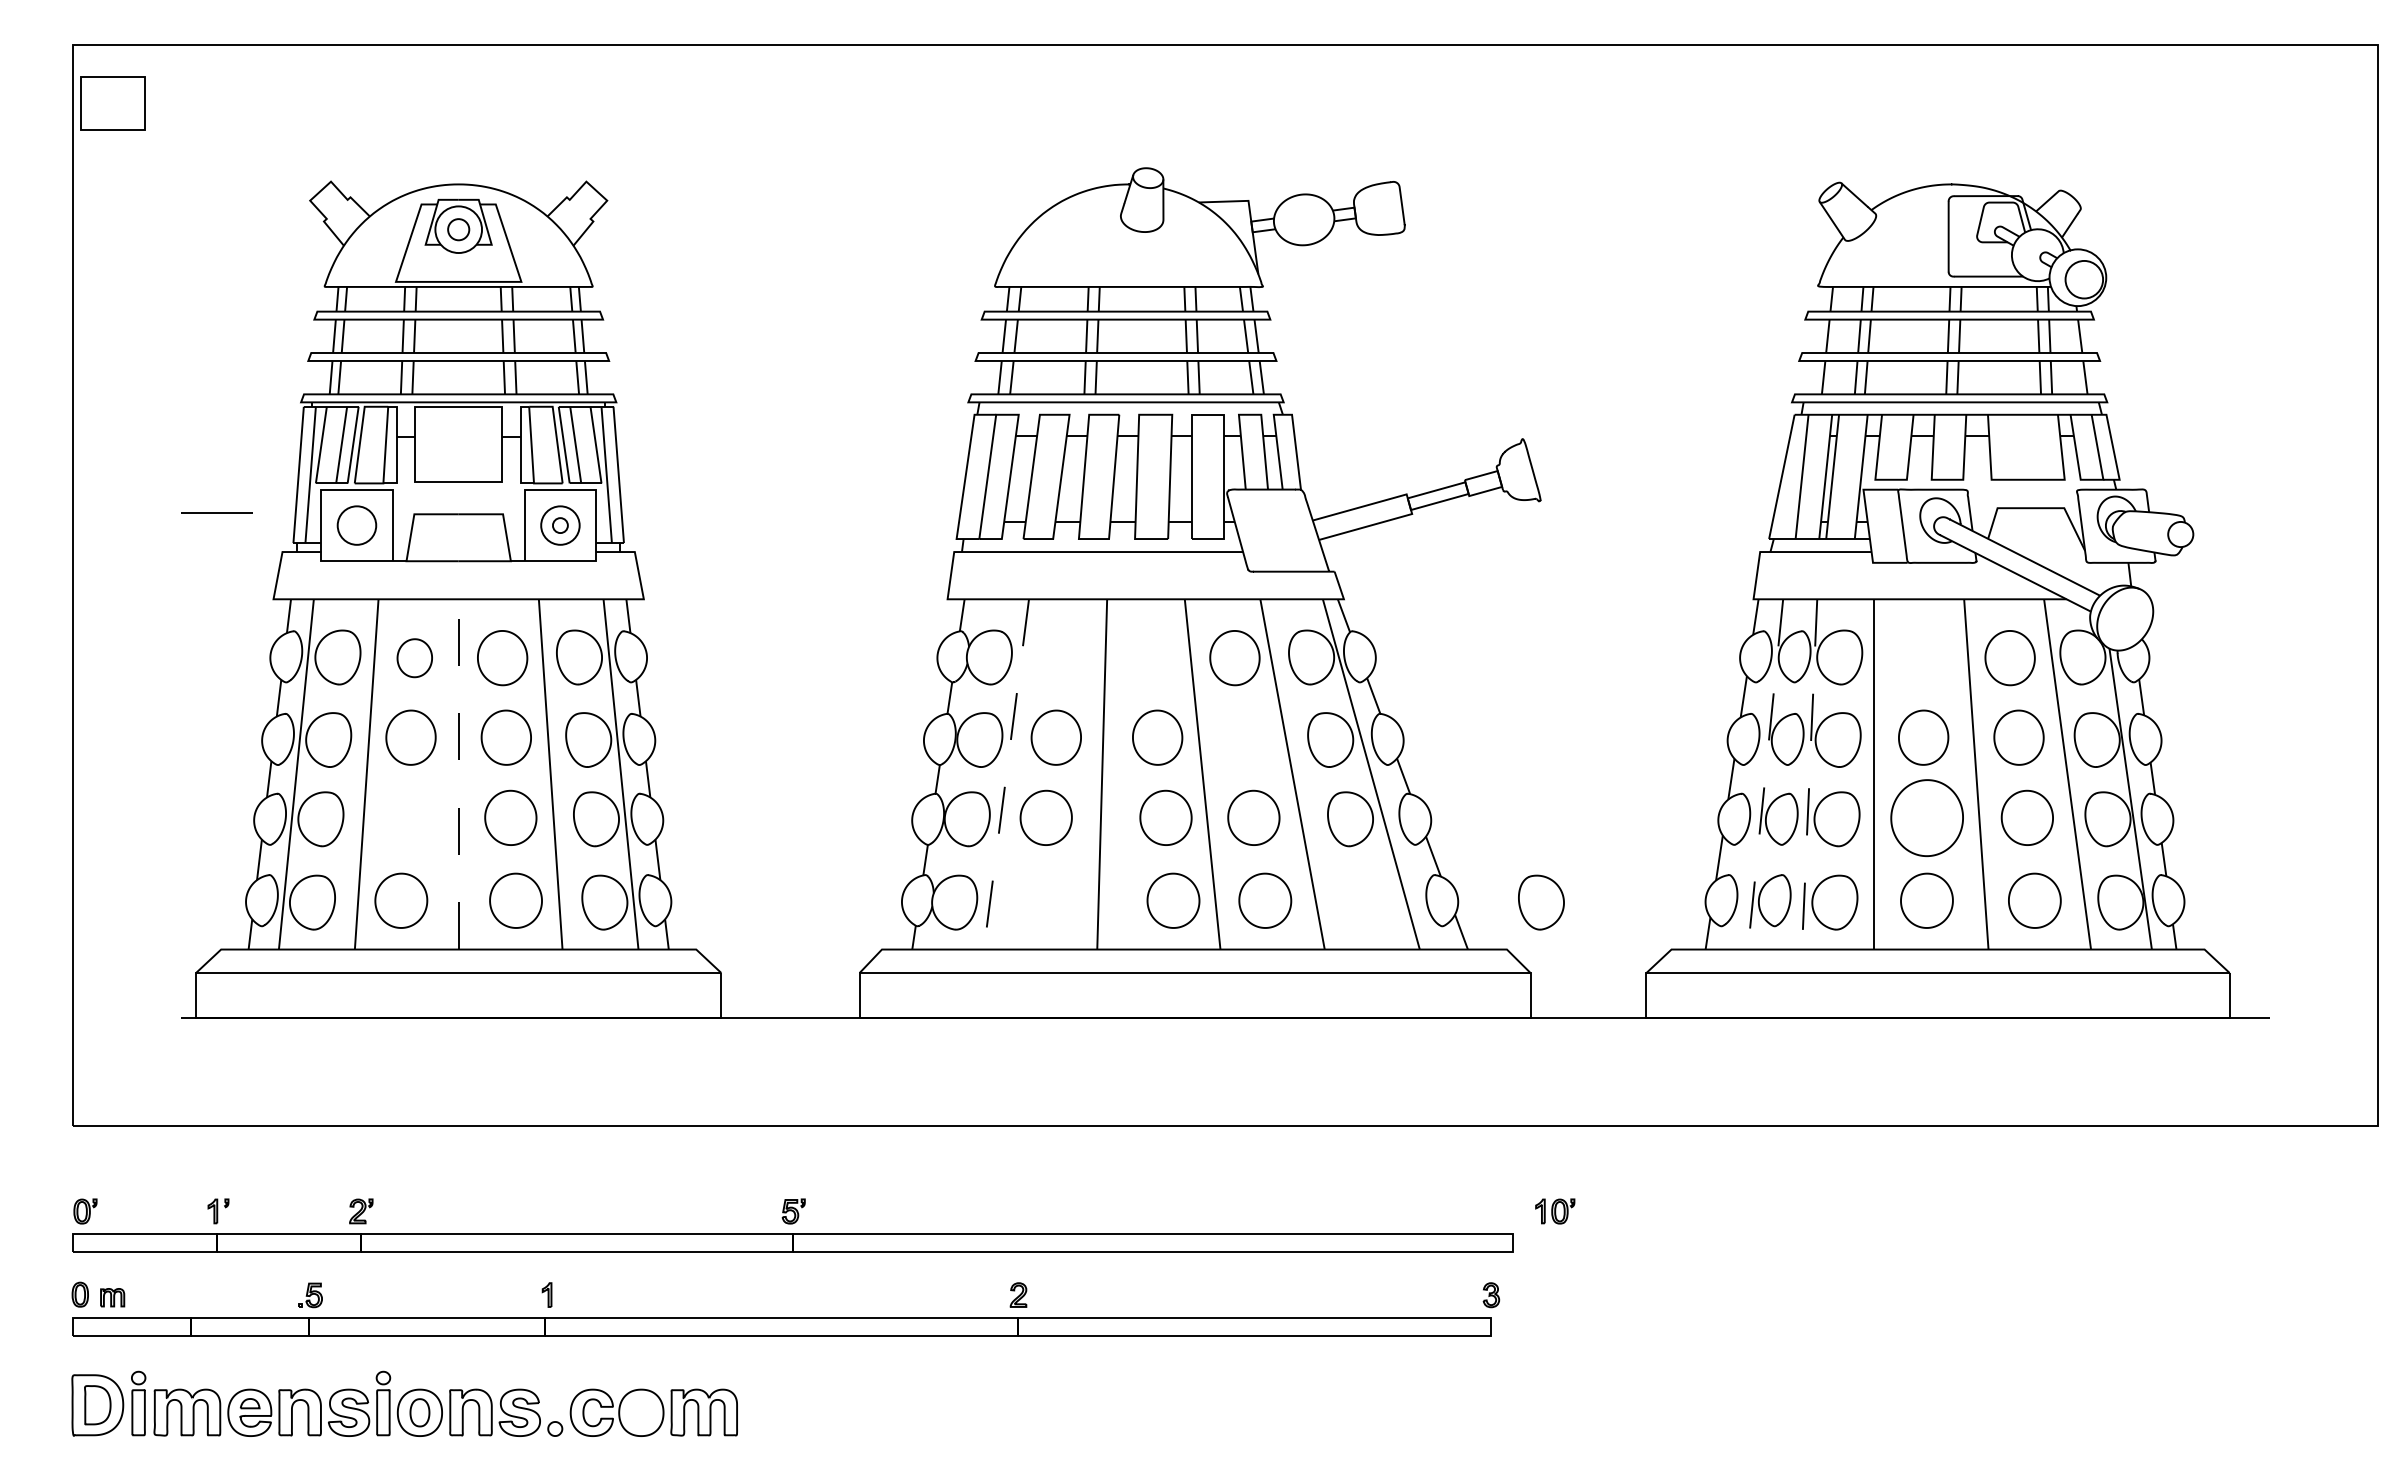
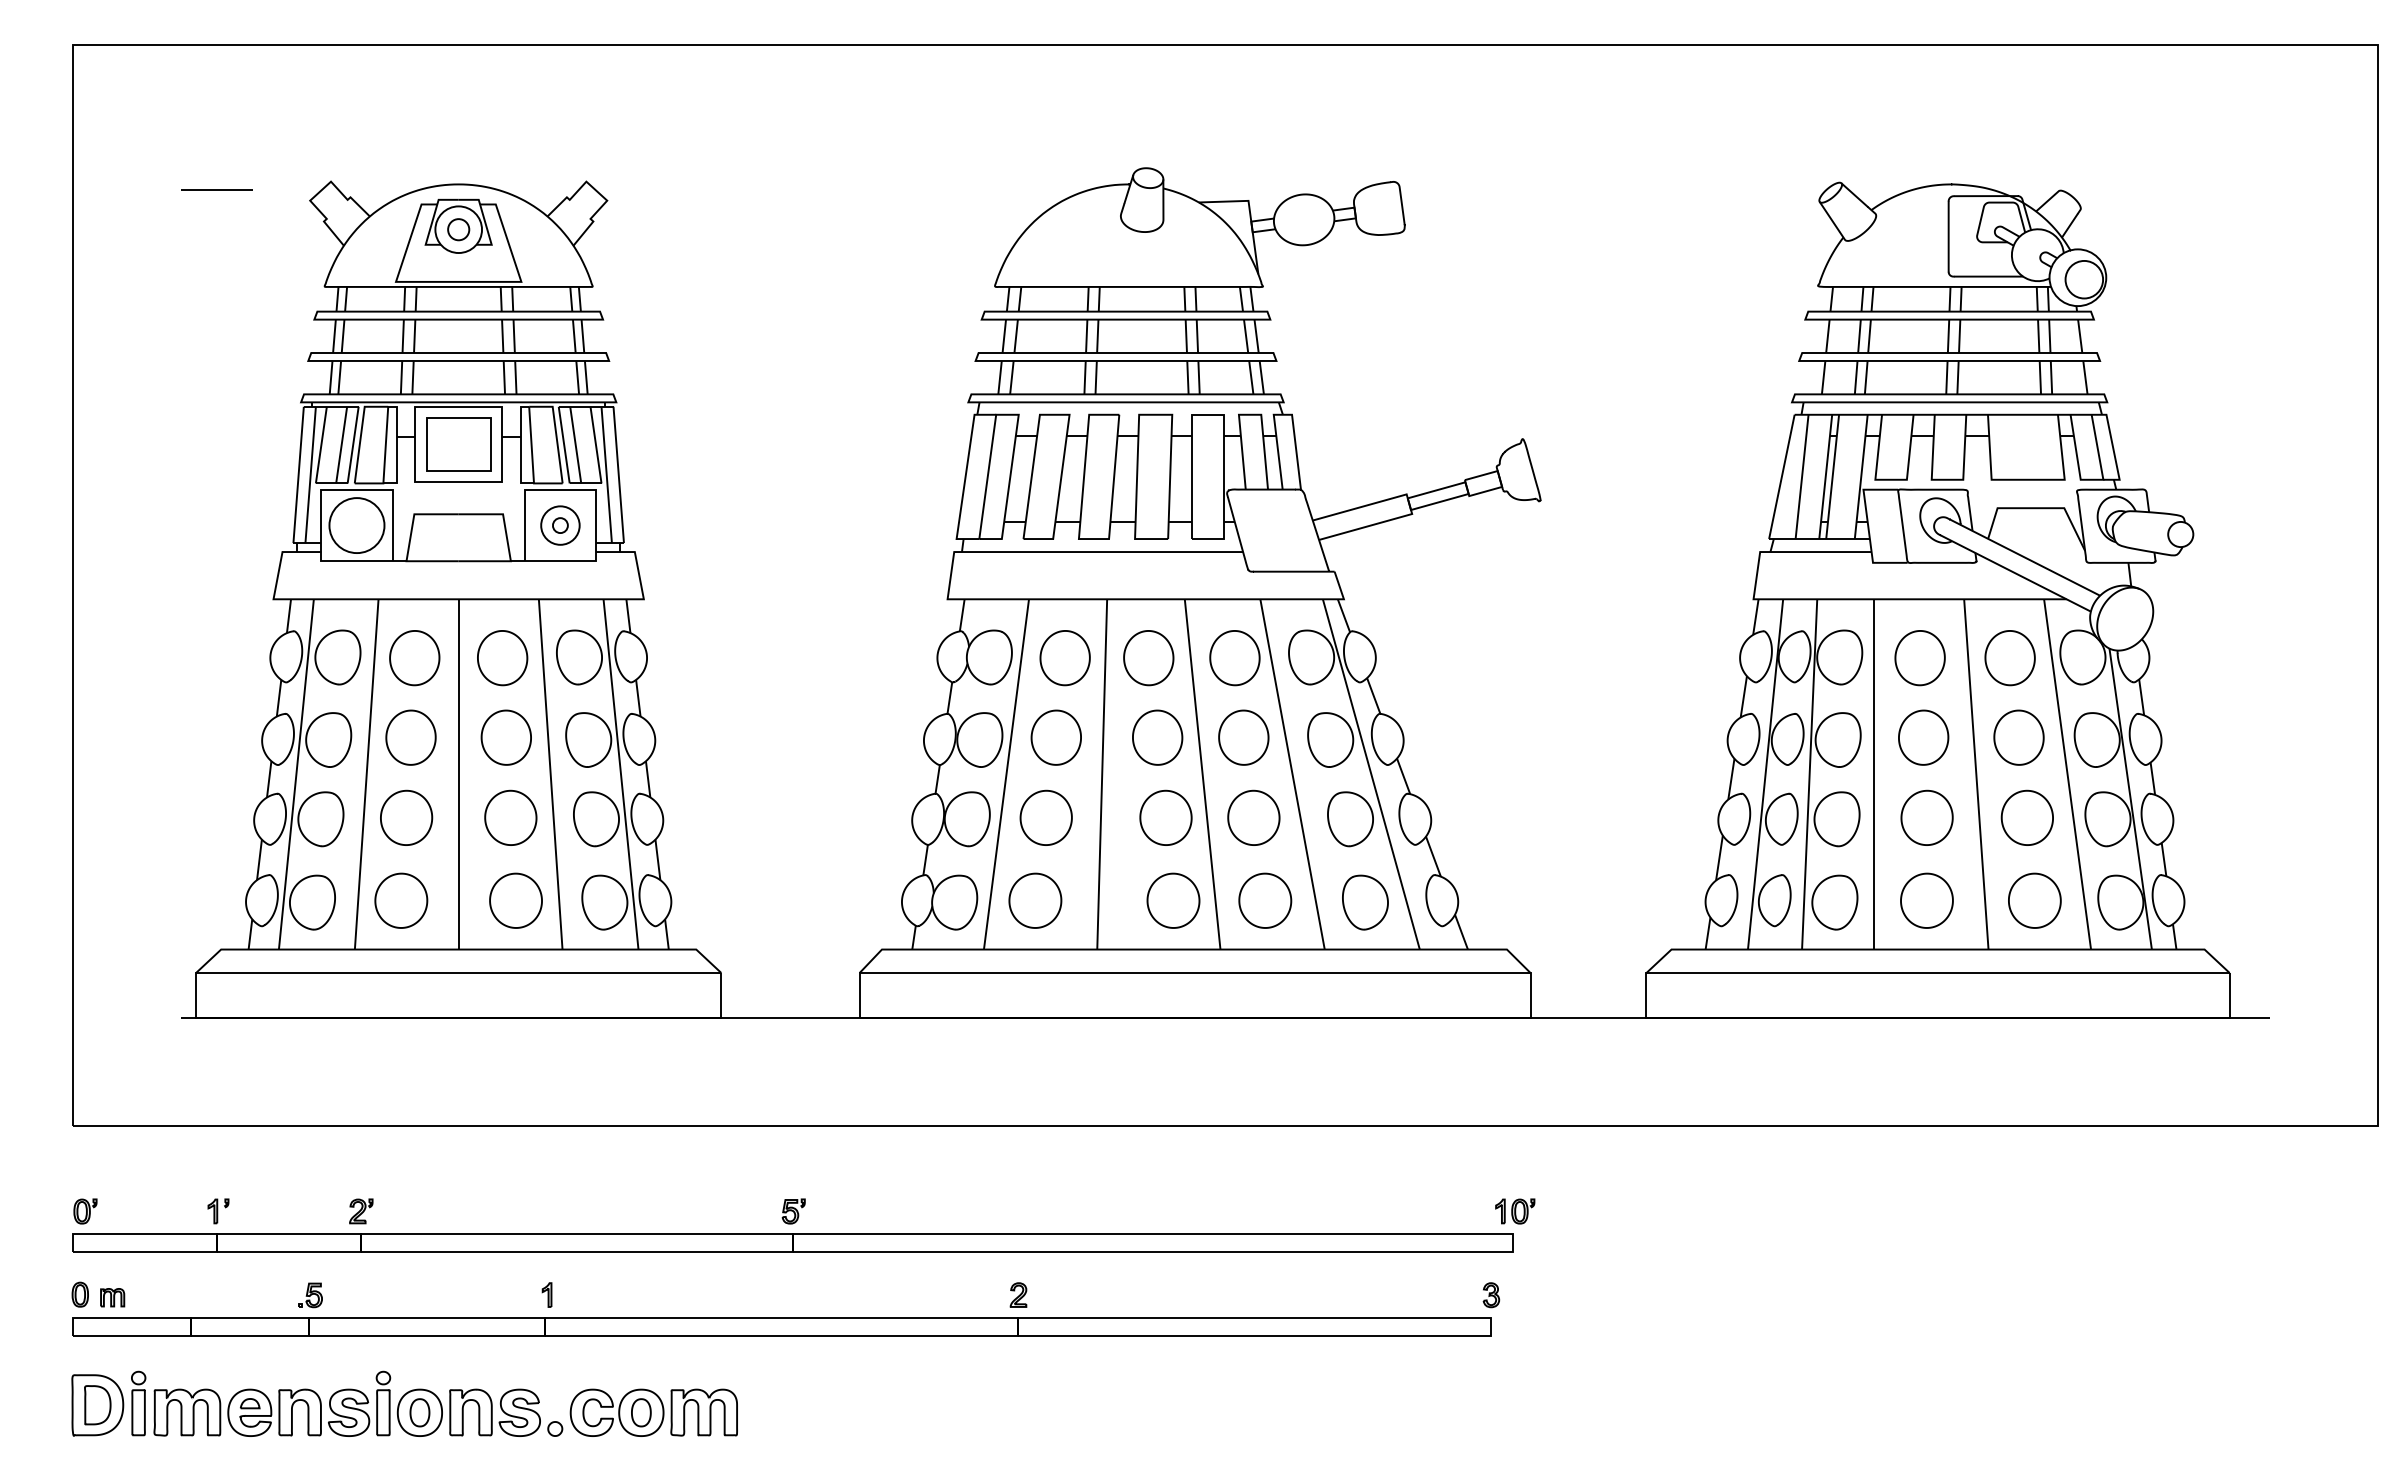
part position: (112, 103) -> (458, 444) (458, 444)
line position: (216, 512) -> (216, 189) (216, 189)
circle diameter: 39 px -> 55 px (356, 525)
part size: 37x41 px -> 52x57 px (414, 658)
part: none -> present (1064, 658)
part: none -> present (1148, 658)
part: none -> present (1919, 658)
part: none -> present (1243, 737)
line: dashed -> solid (458, 773)
line: dashed -> solid (1006, 774)
line: dashed -> solid (1765, 774)
line: dashed -> solid (1809, 774)
part: none -> present (406, 817)
part size: 74x78 px -> 54x57 px (1926, 817)
part: none -> present (1035, 900)
part position: (1541, 902) -> (1365, 902) (1365, 902)
part position: (1555, 1211) -> (1515, 1211) (1515, 1211)
part: none -> present (641, 1412)
